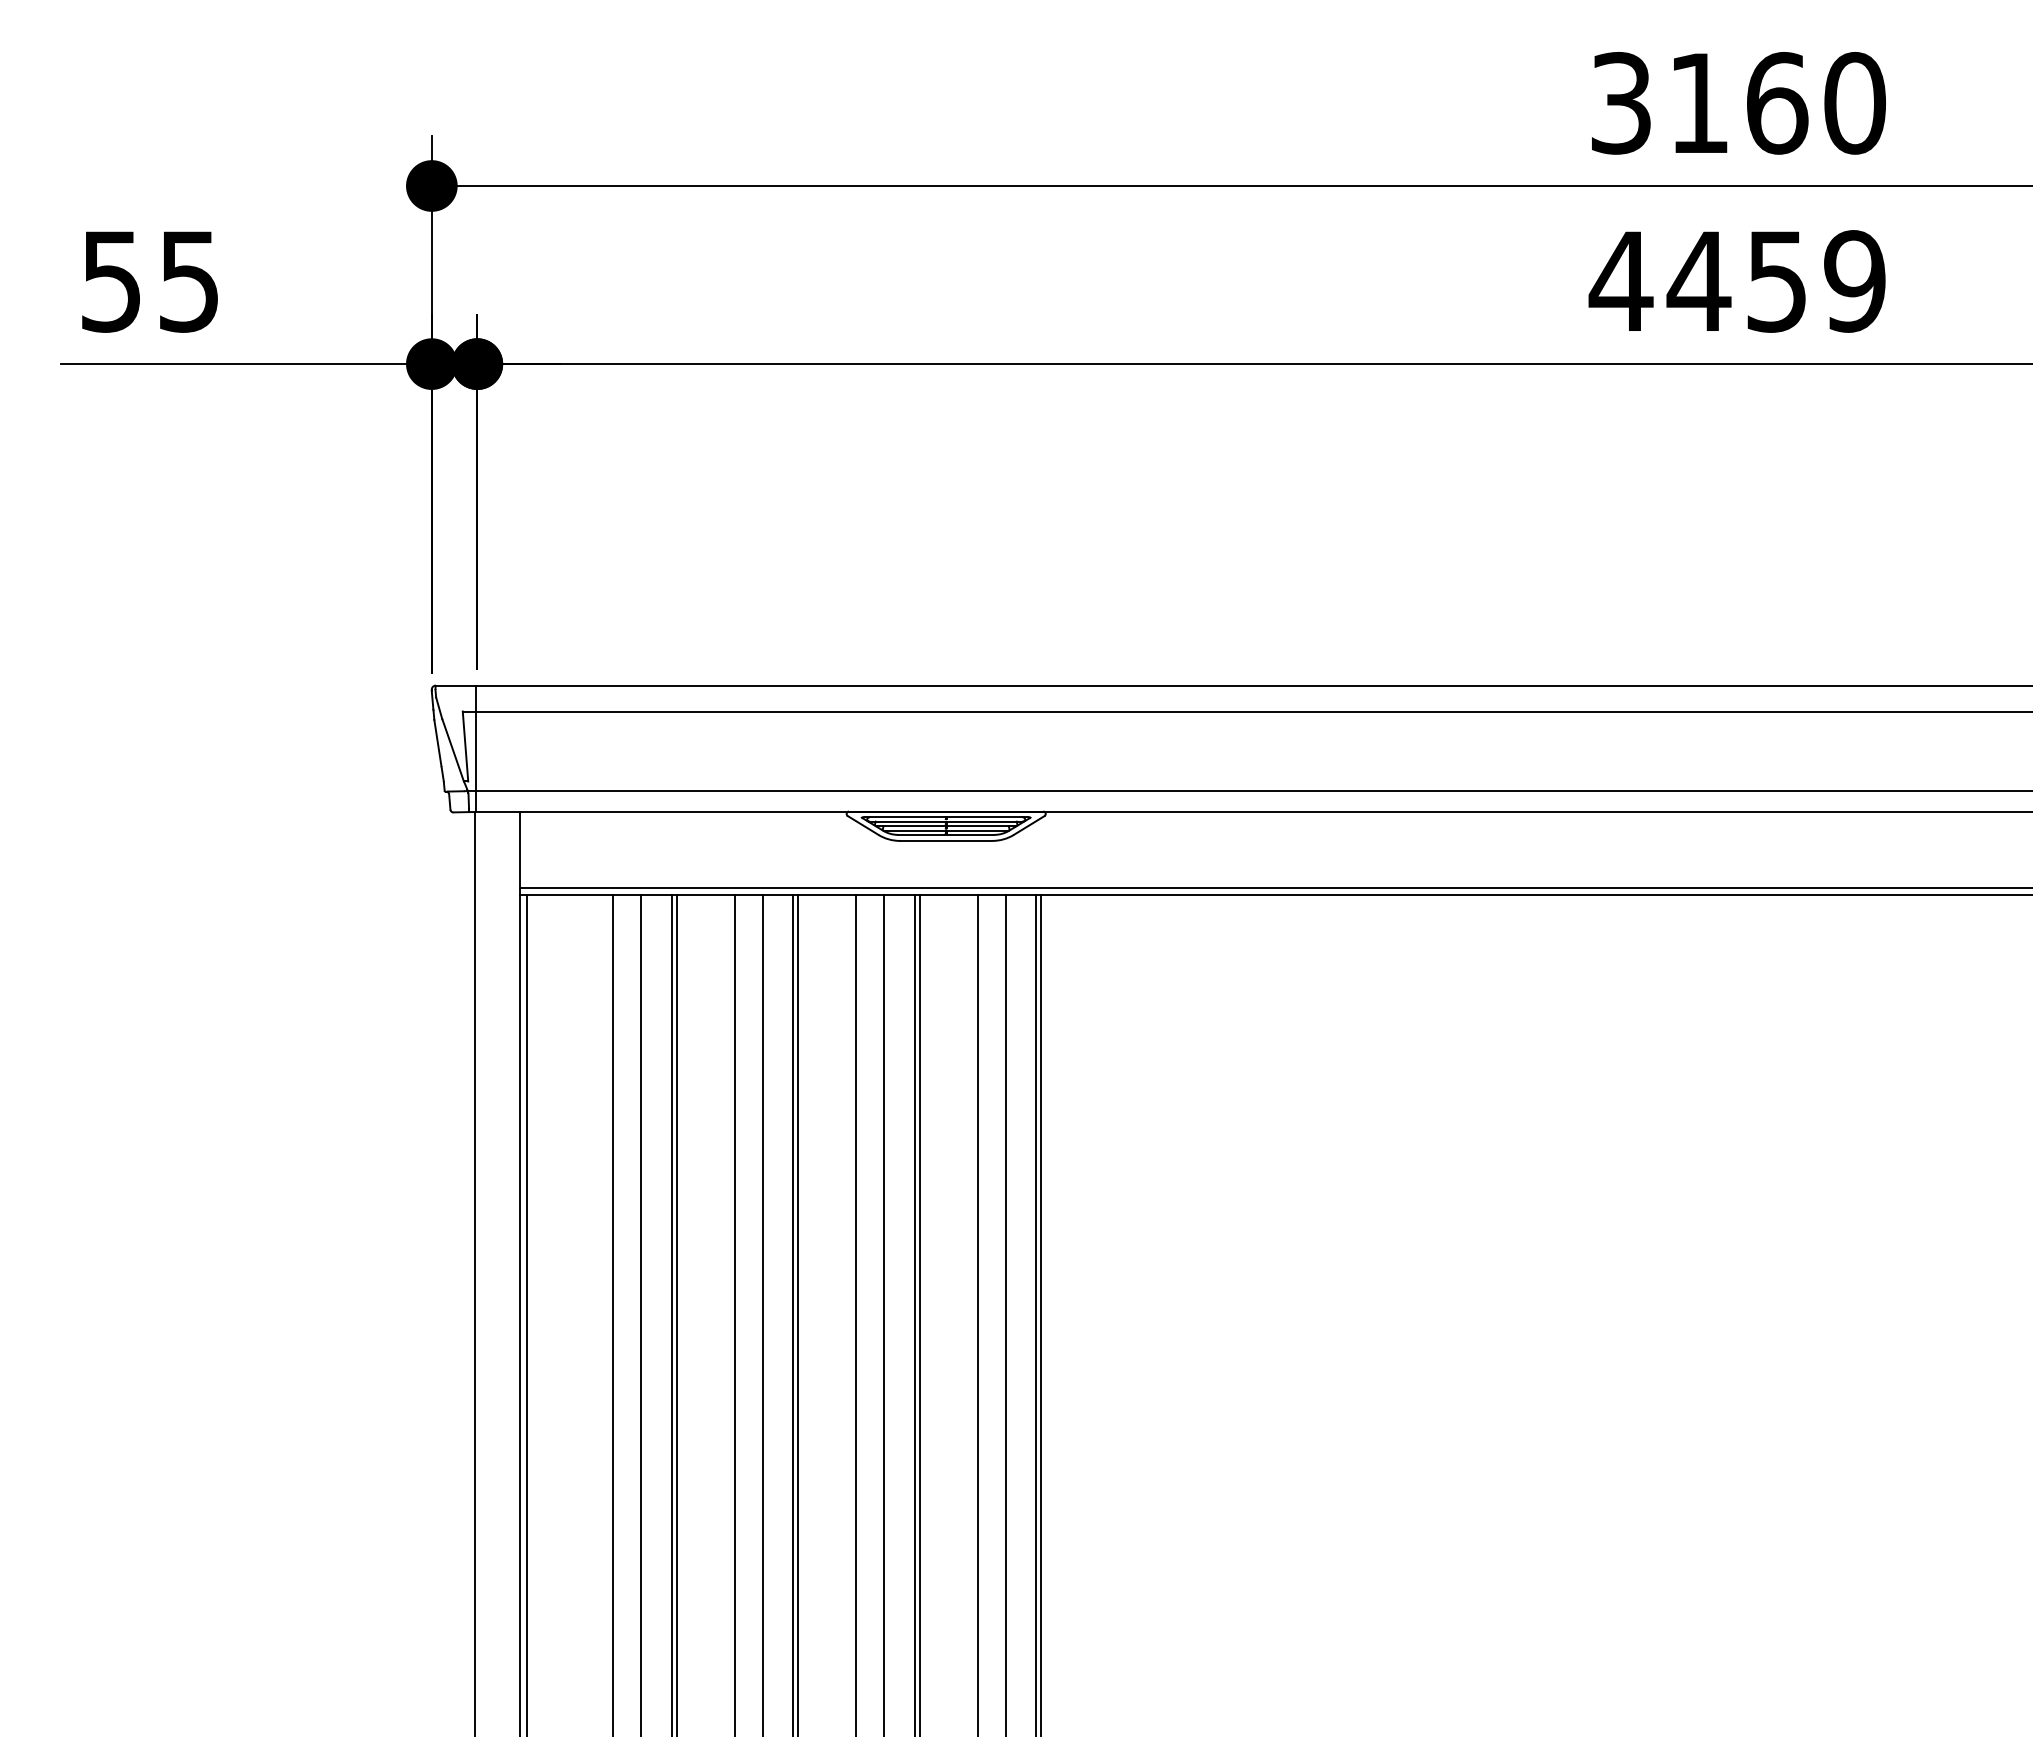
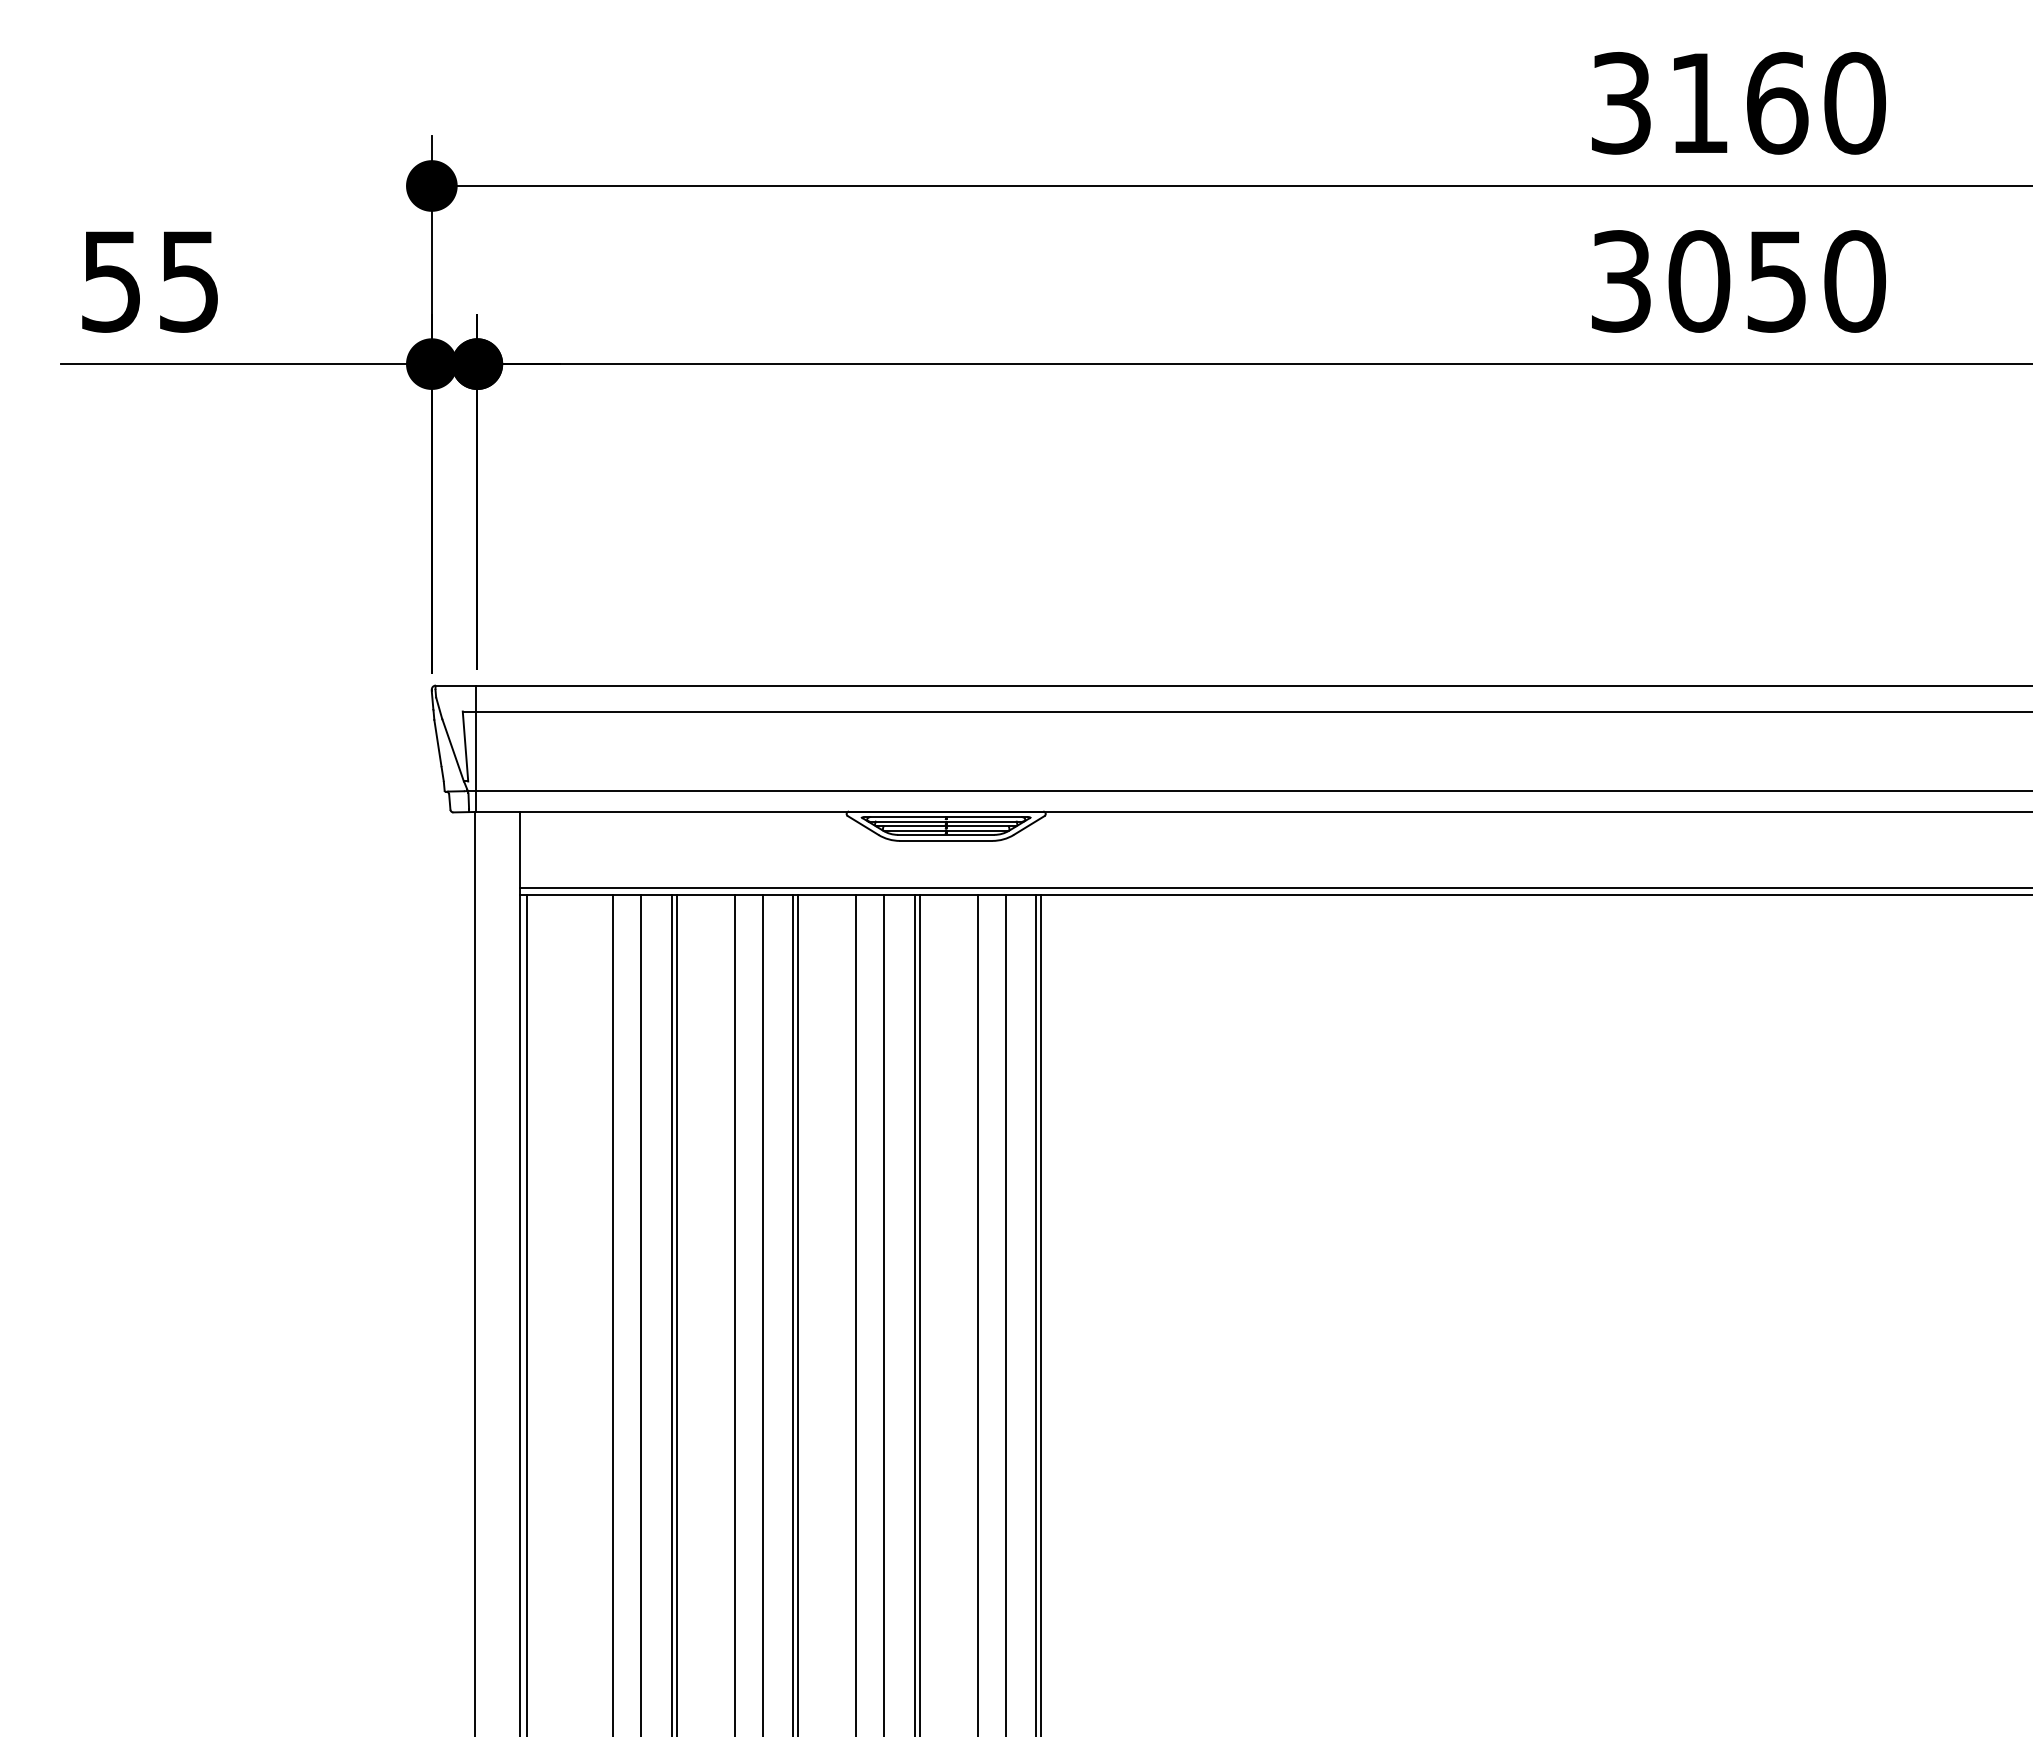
text: 4459 -> 3050 (1736, 281)
